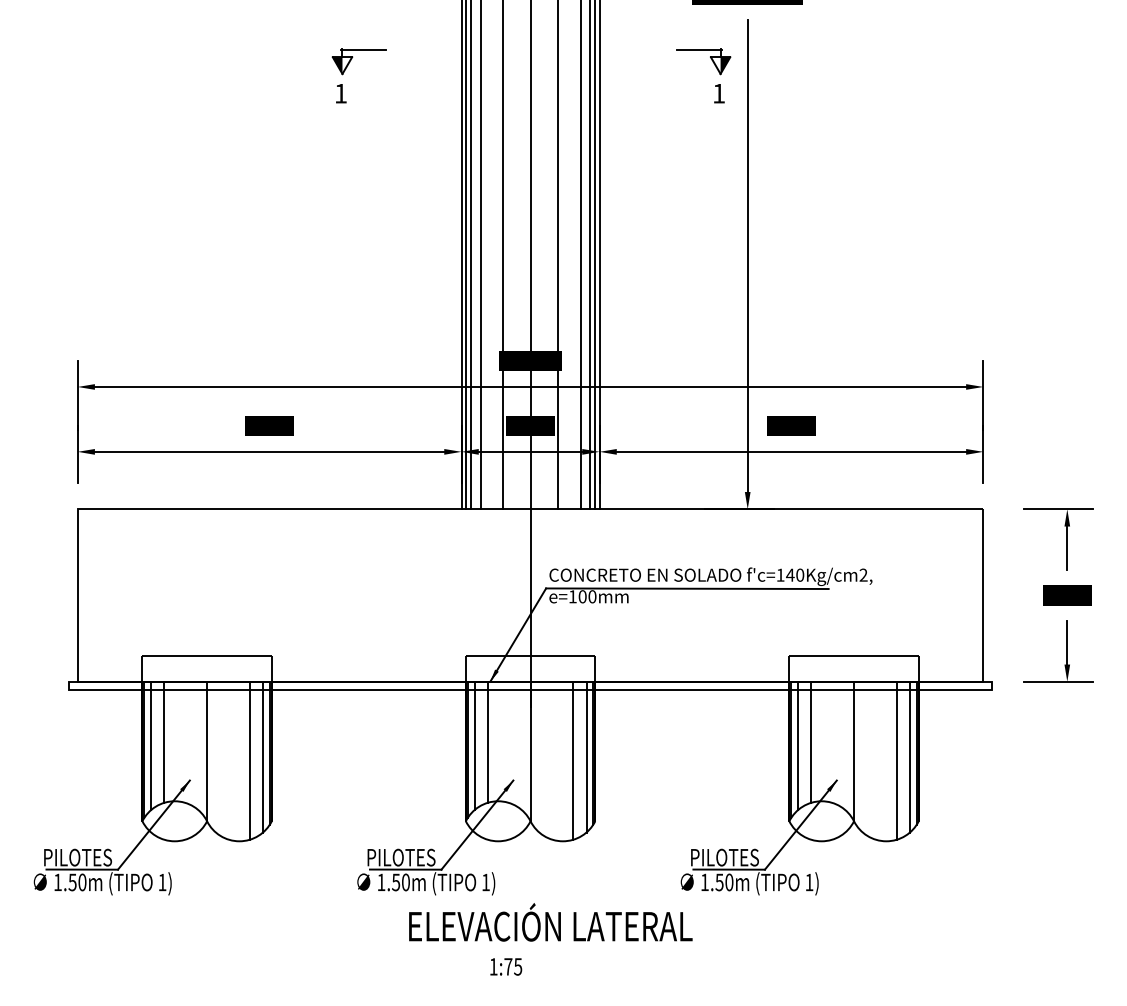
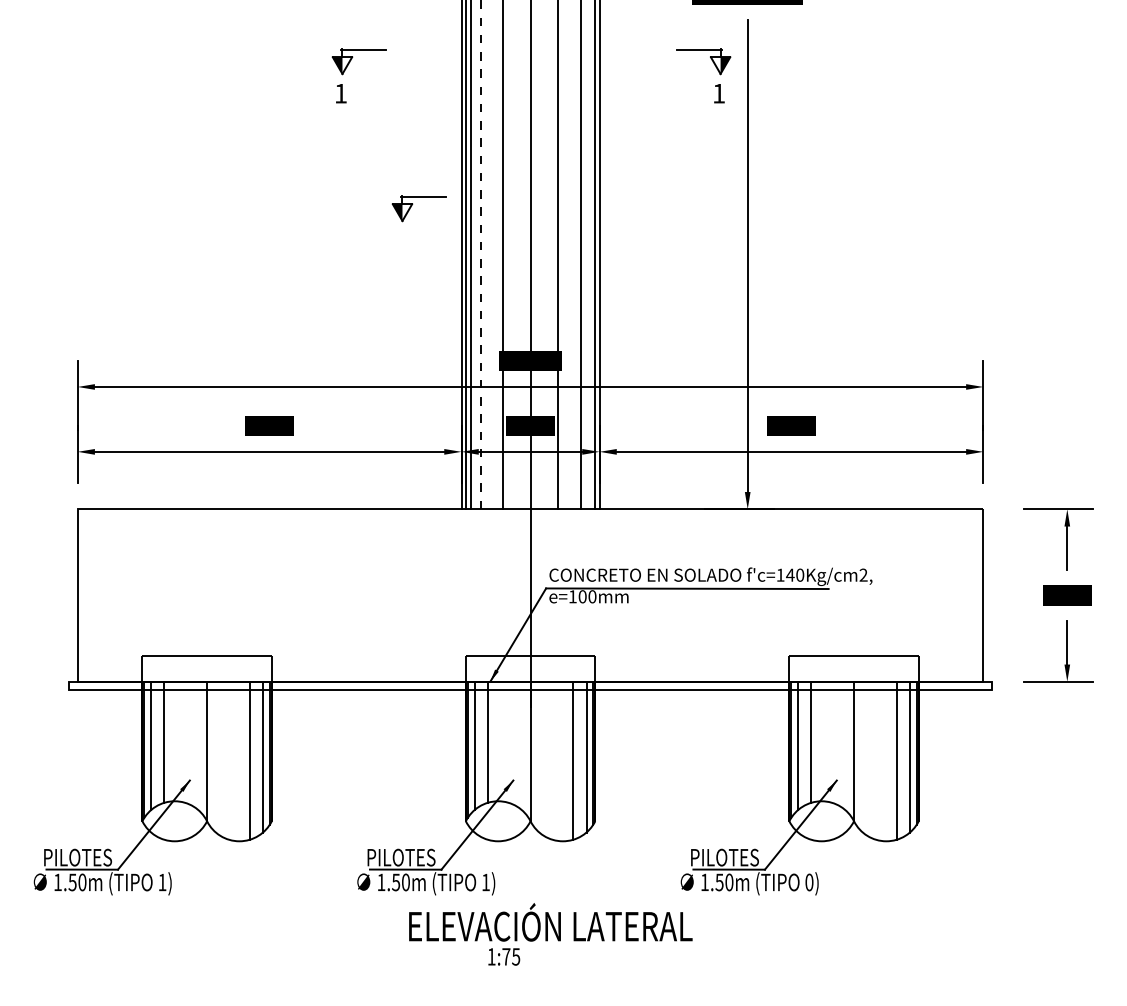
part: none -> present (413, 204)
line: solid -> dashed (480, 254)
line: present -> none (590, 255)
text: 1) -> 0) (809, 882)
text position: (506, 966) -> (504, 956) (504, 956)
